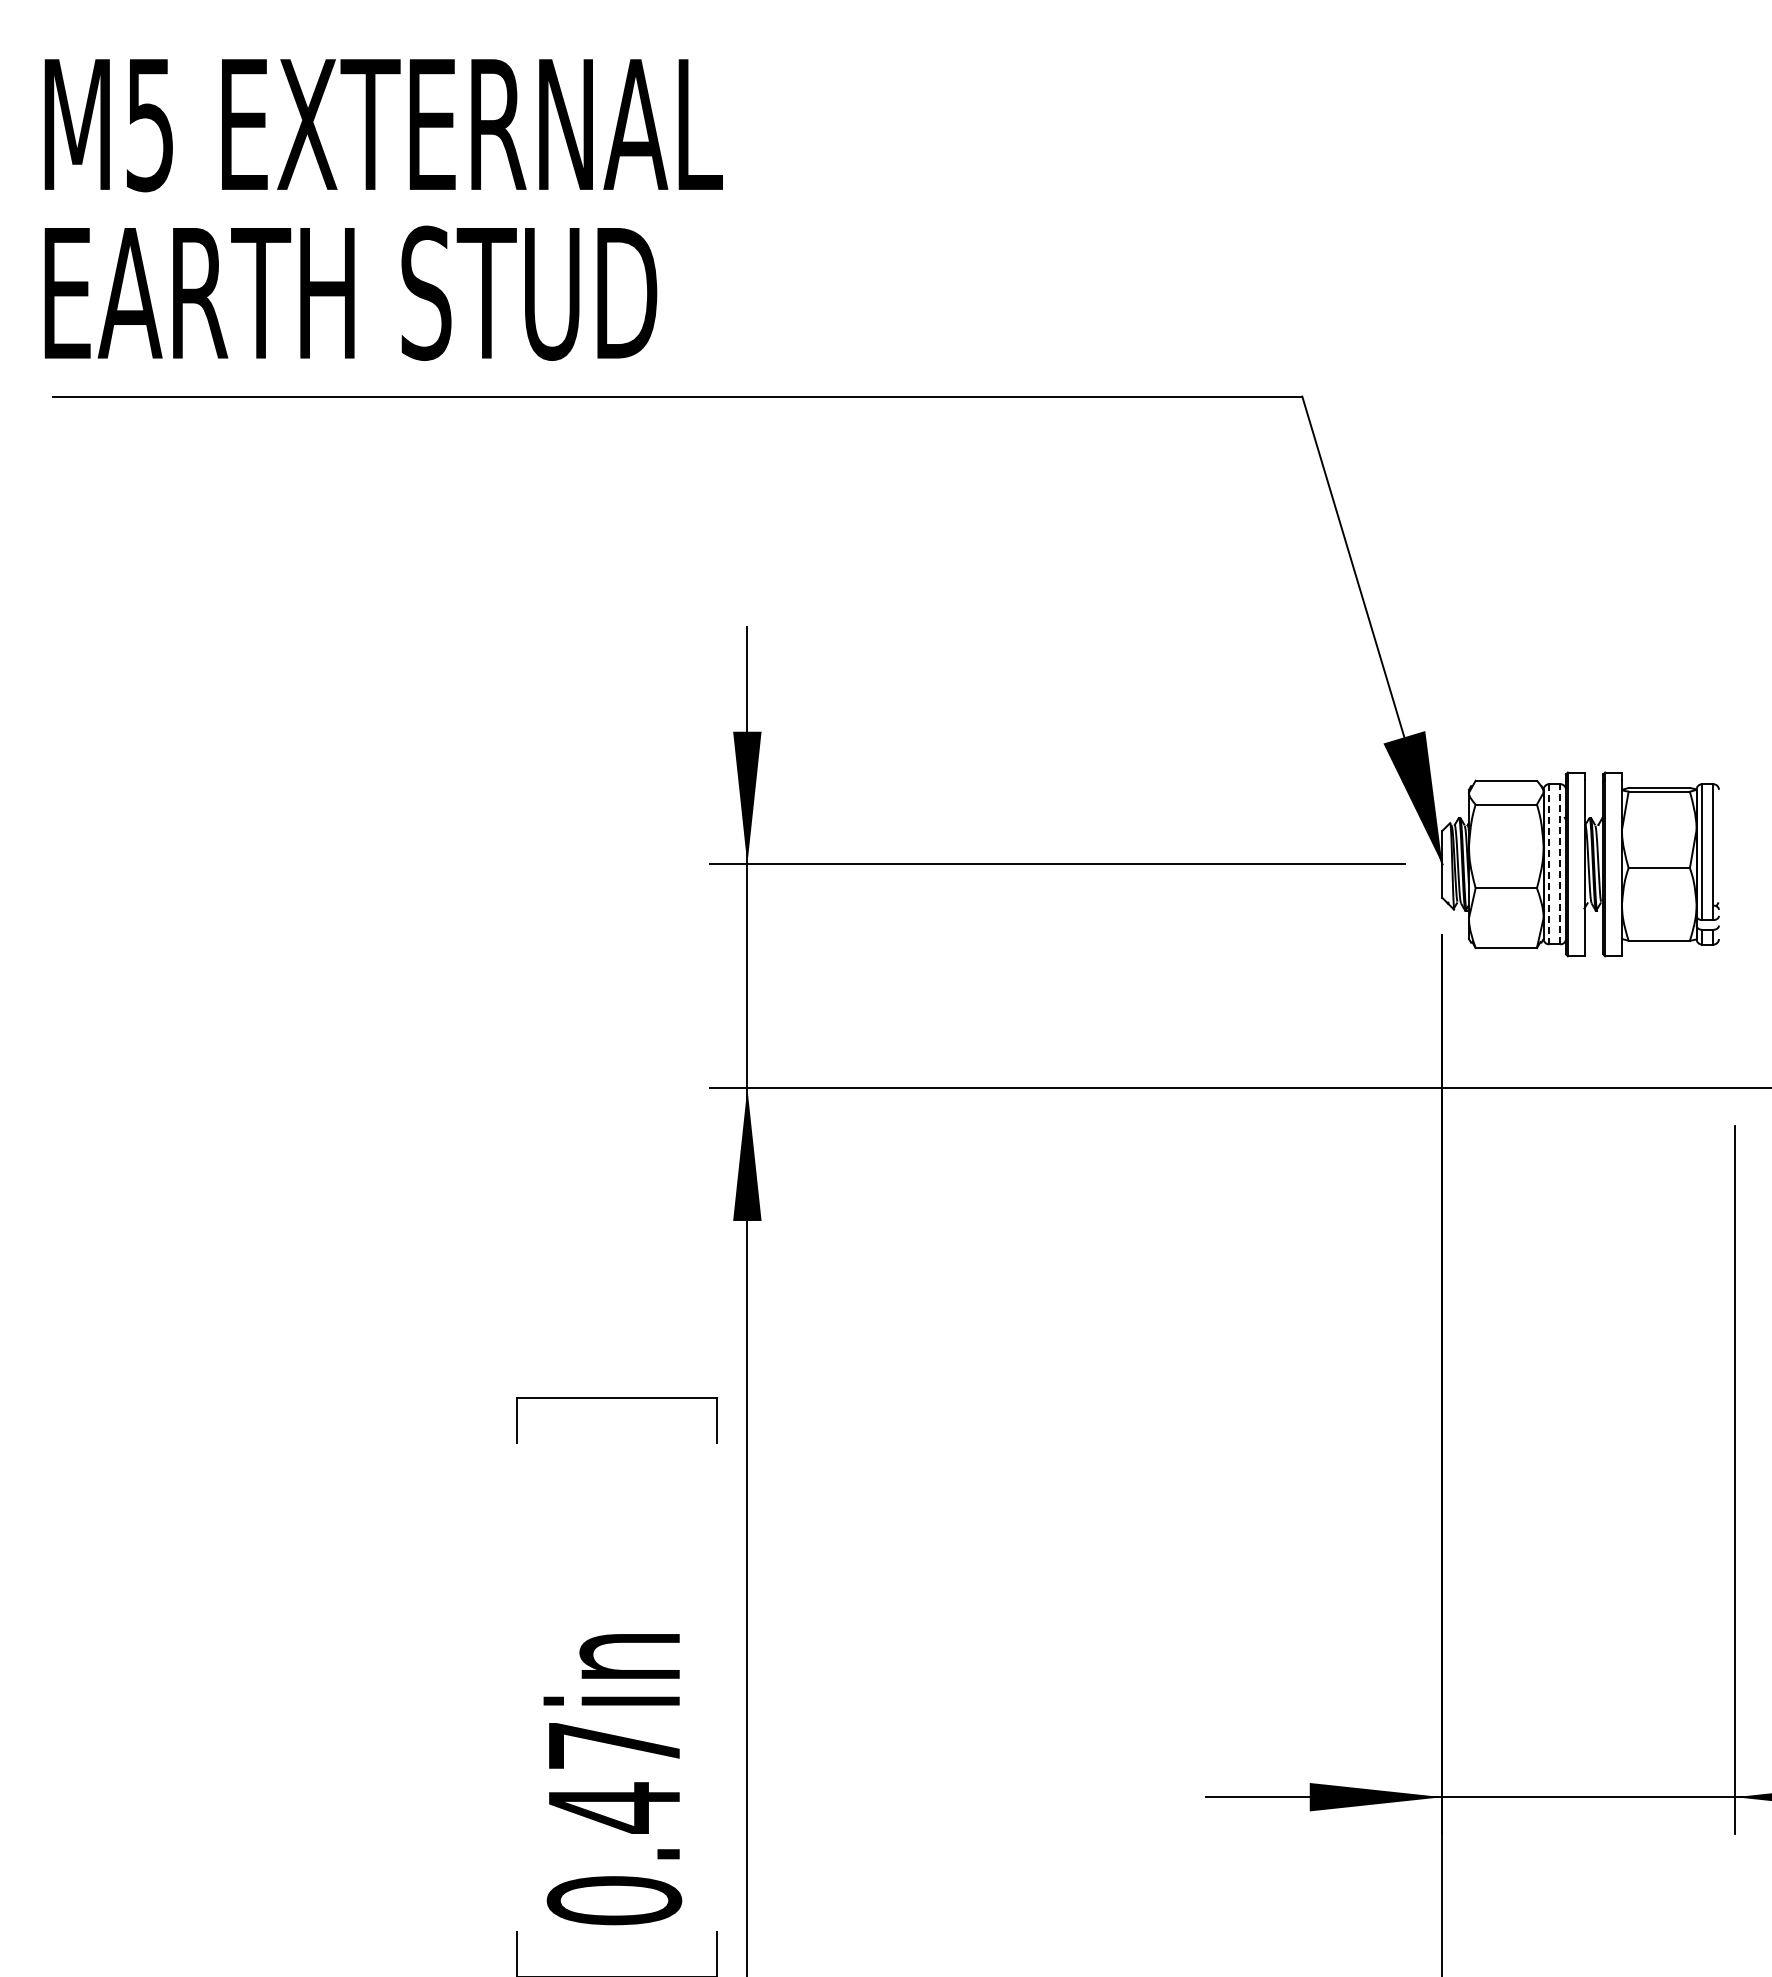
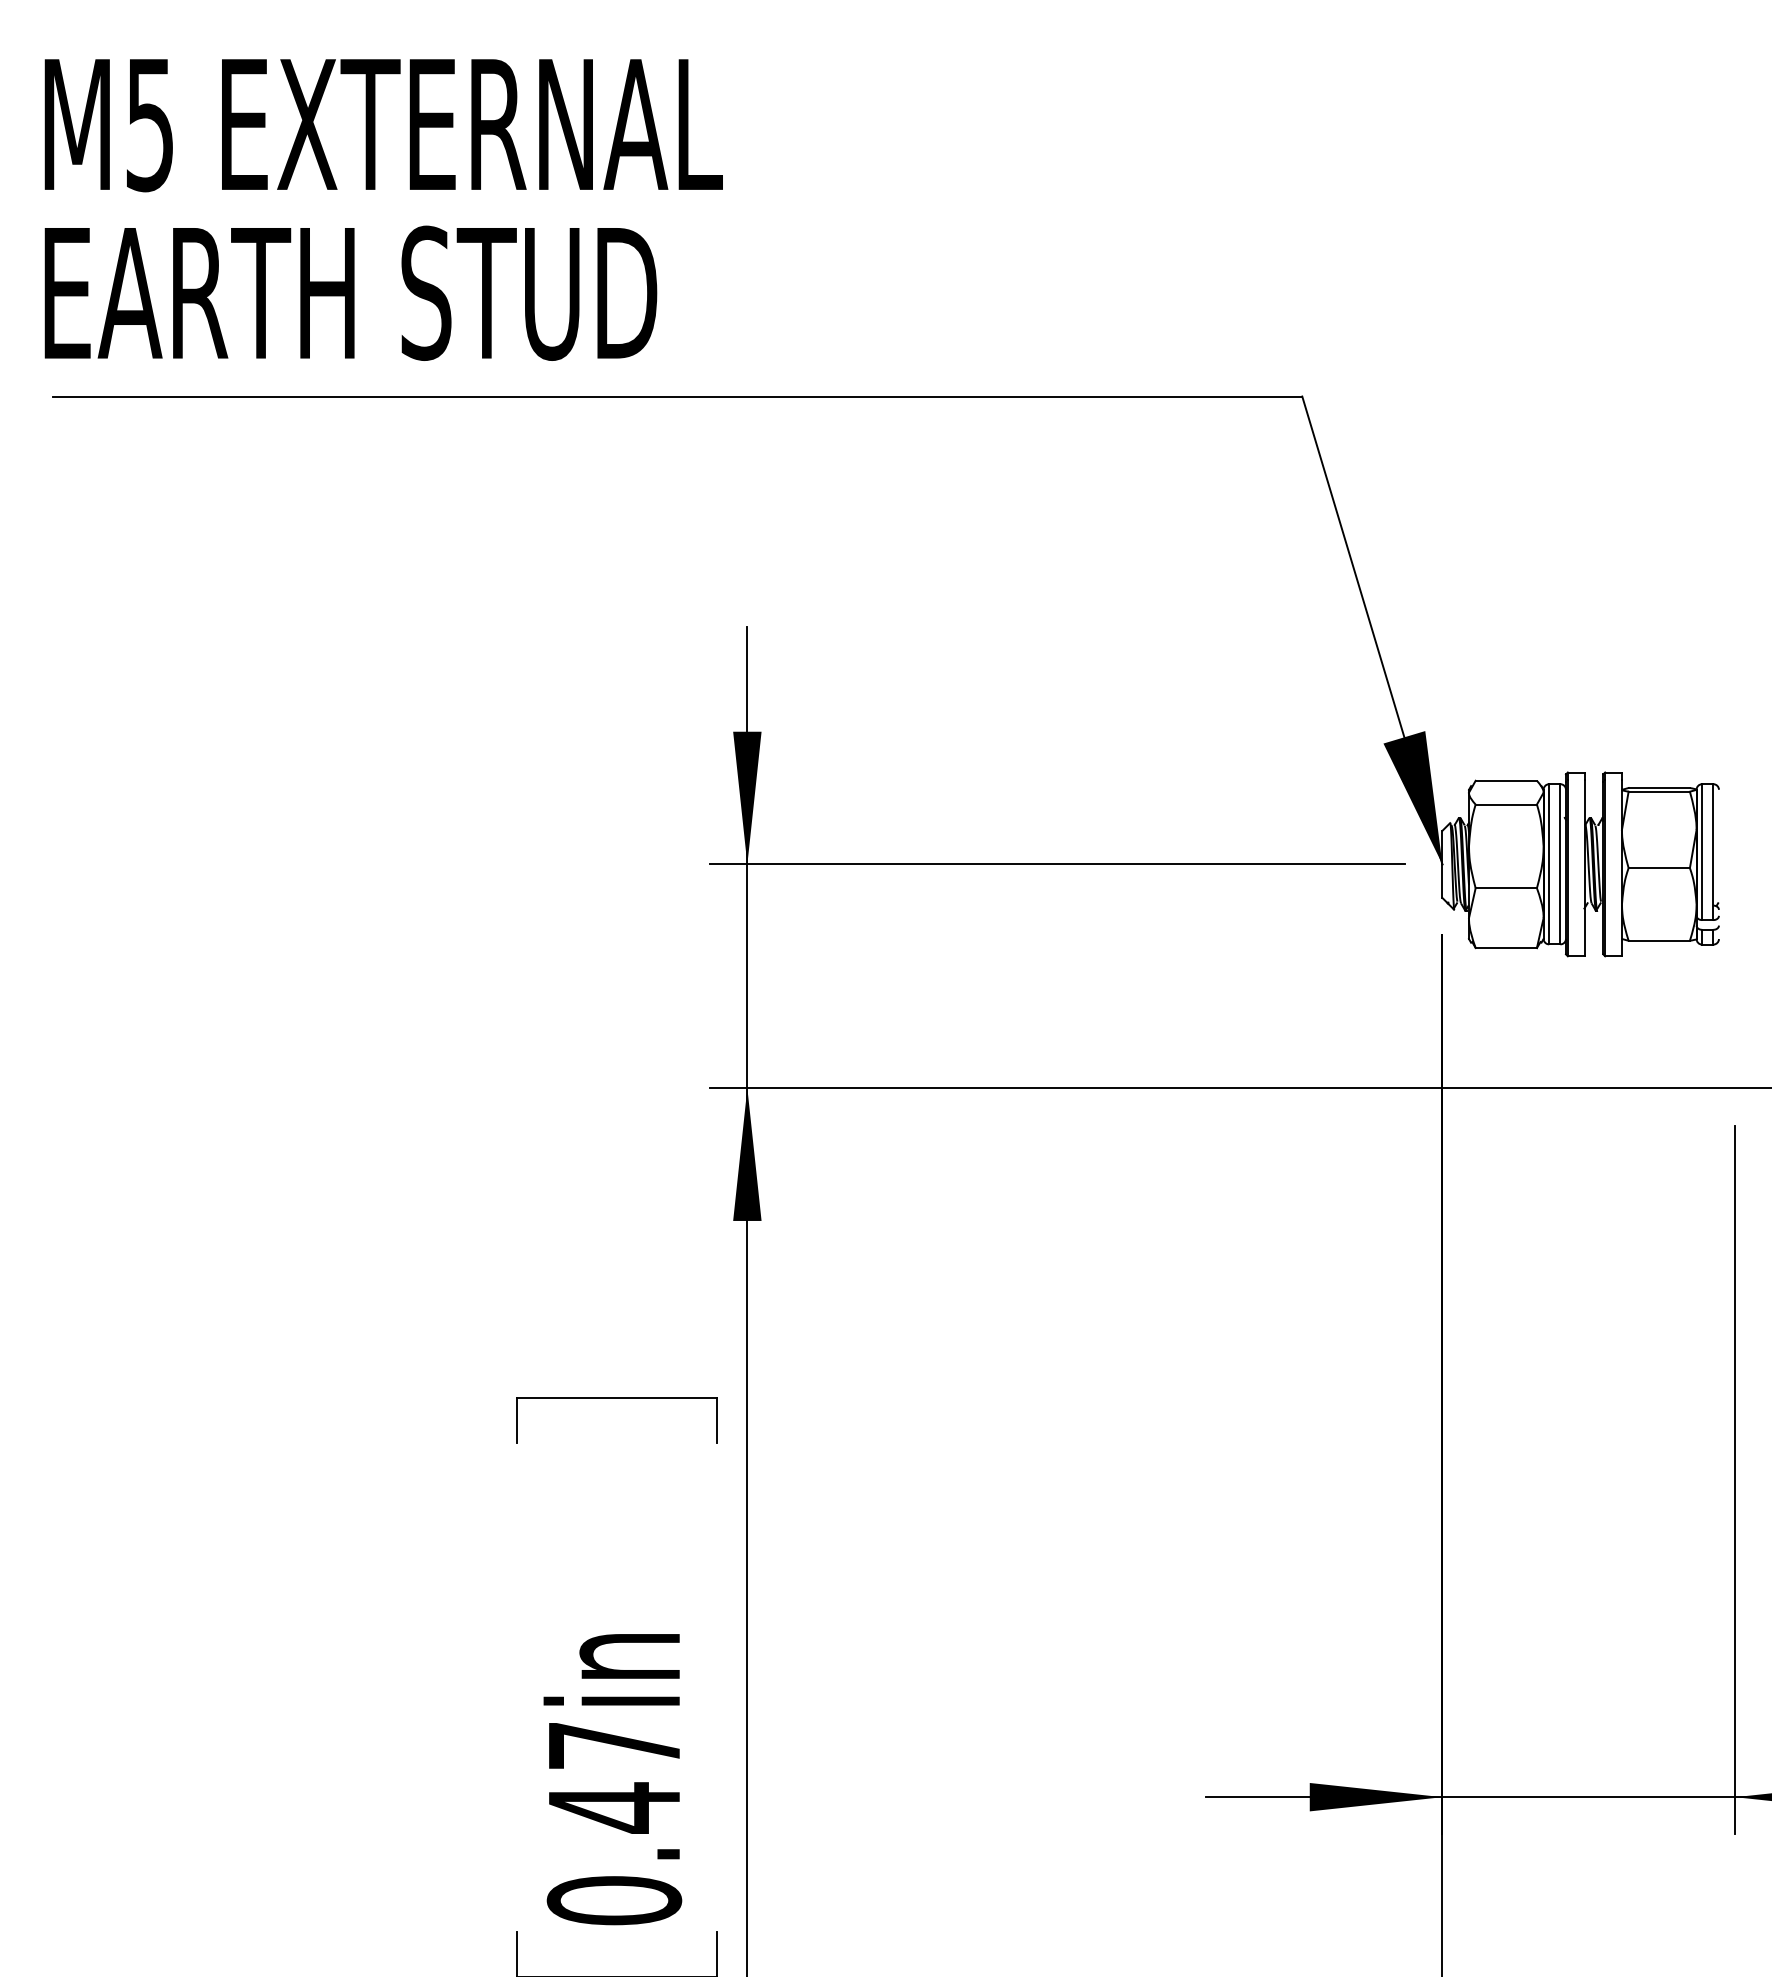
line: dashed -> solid (1560, 863)
line: dashed -> solid (1549, 864)
